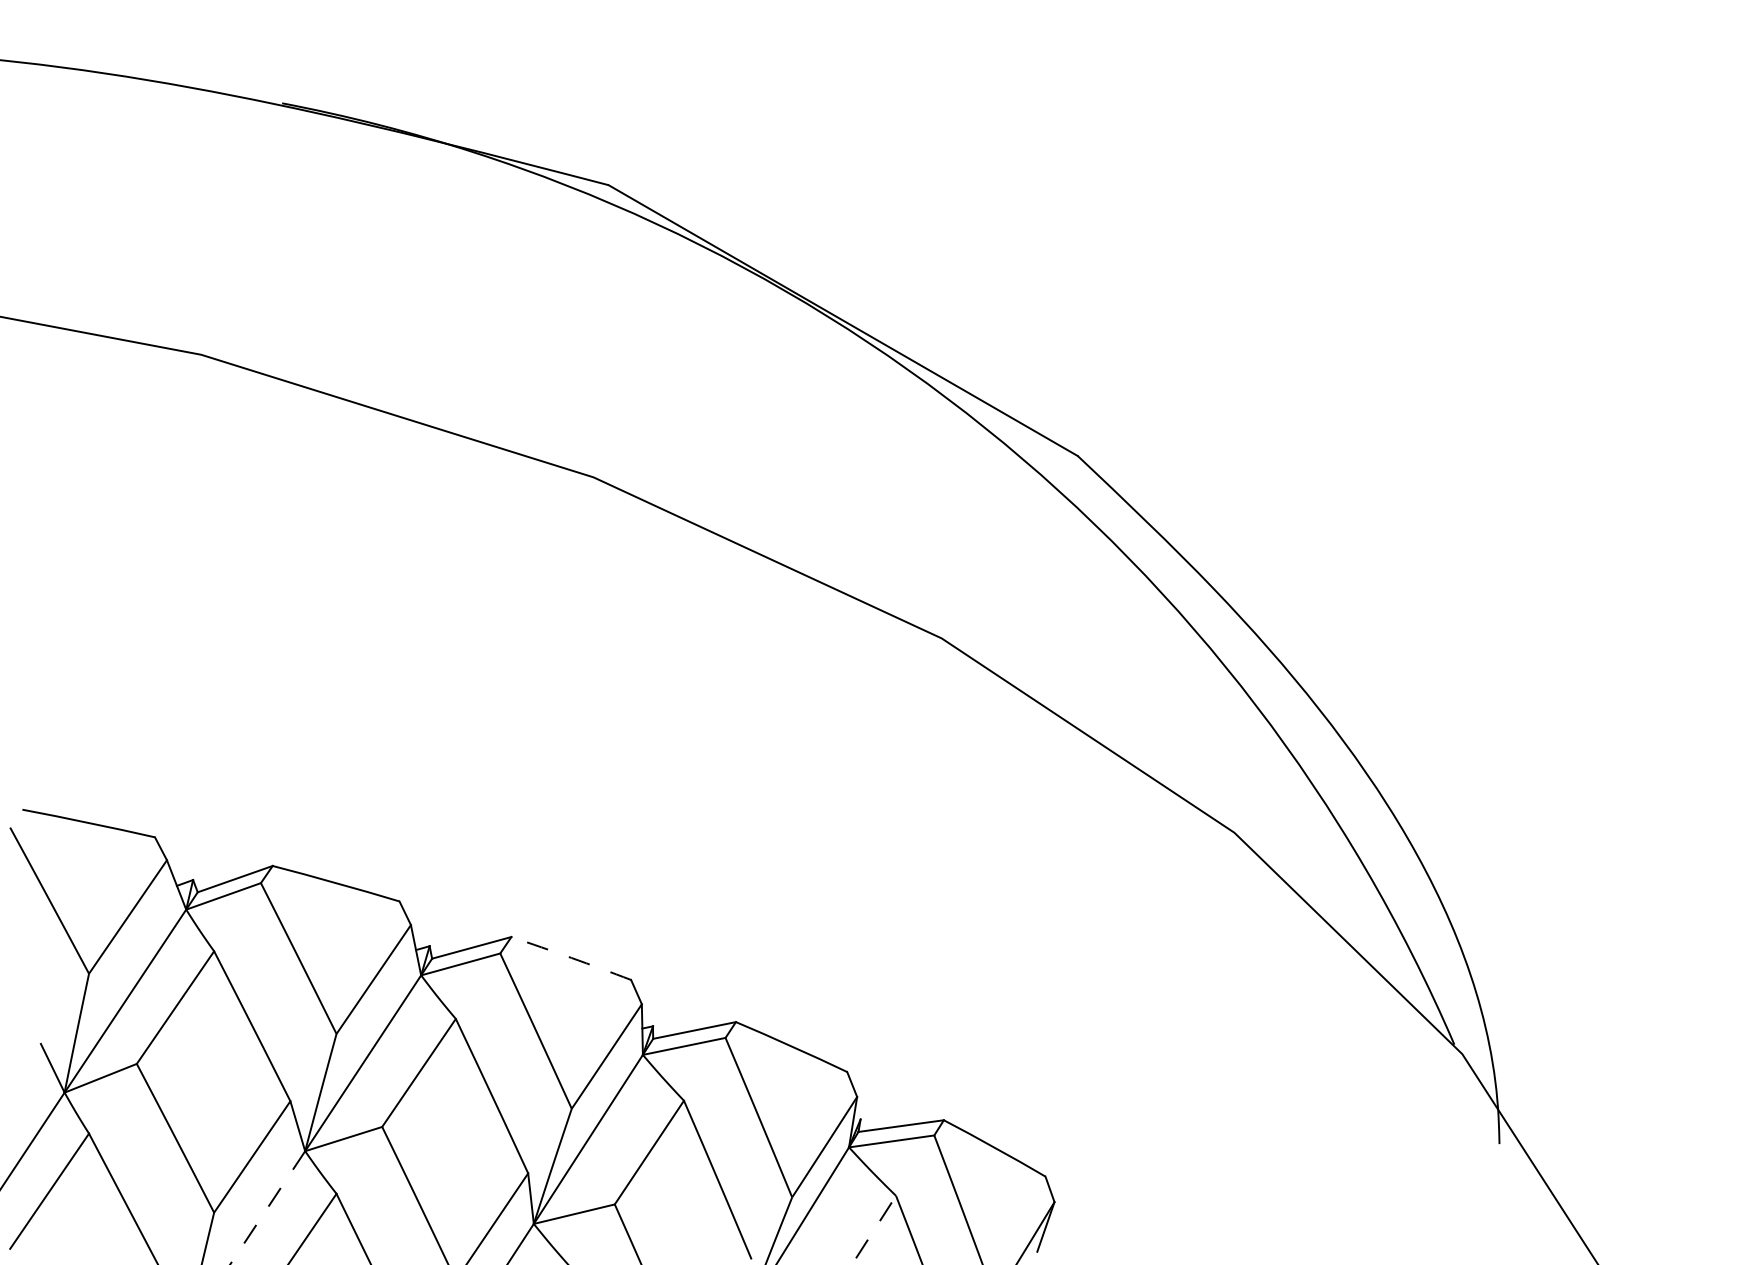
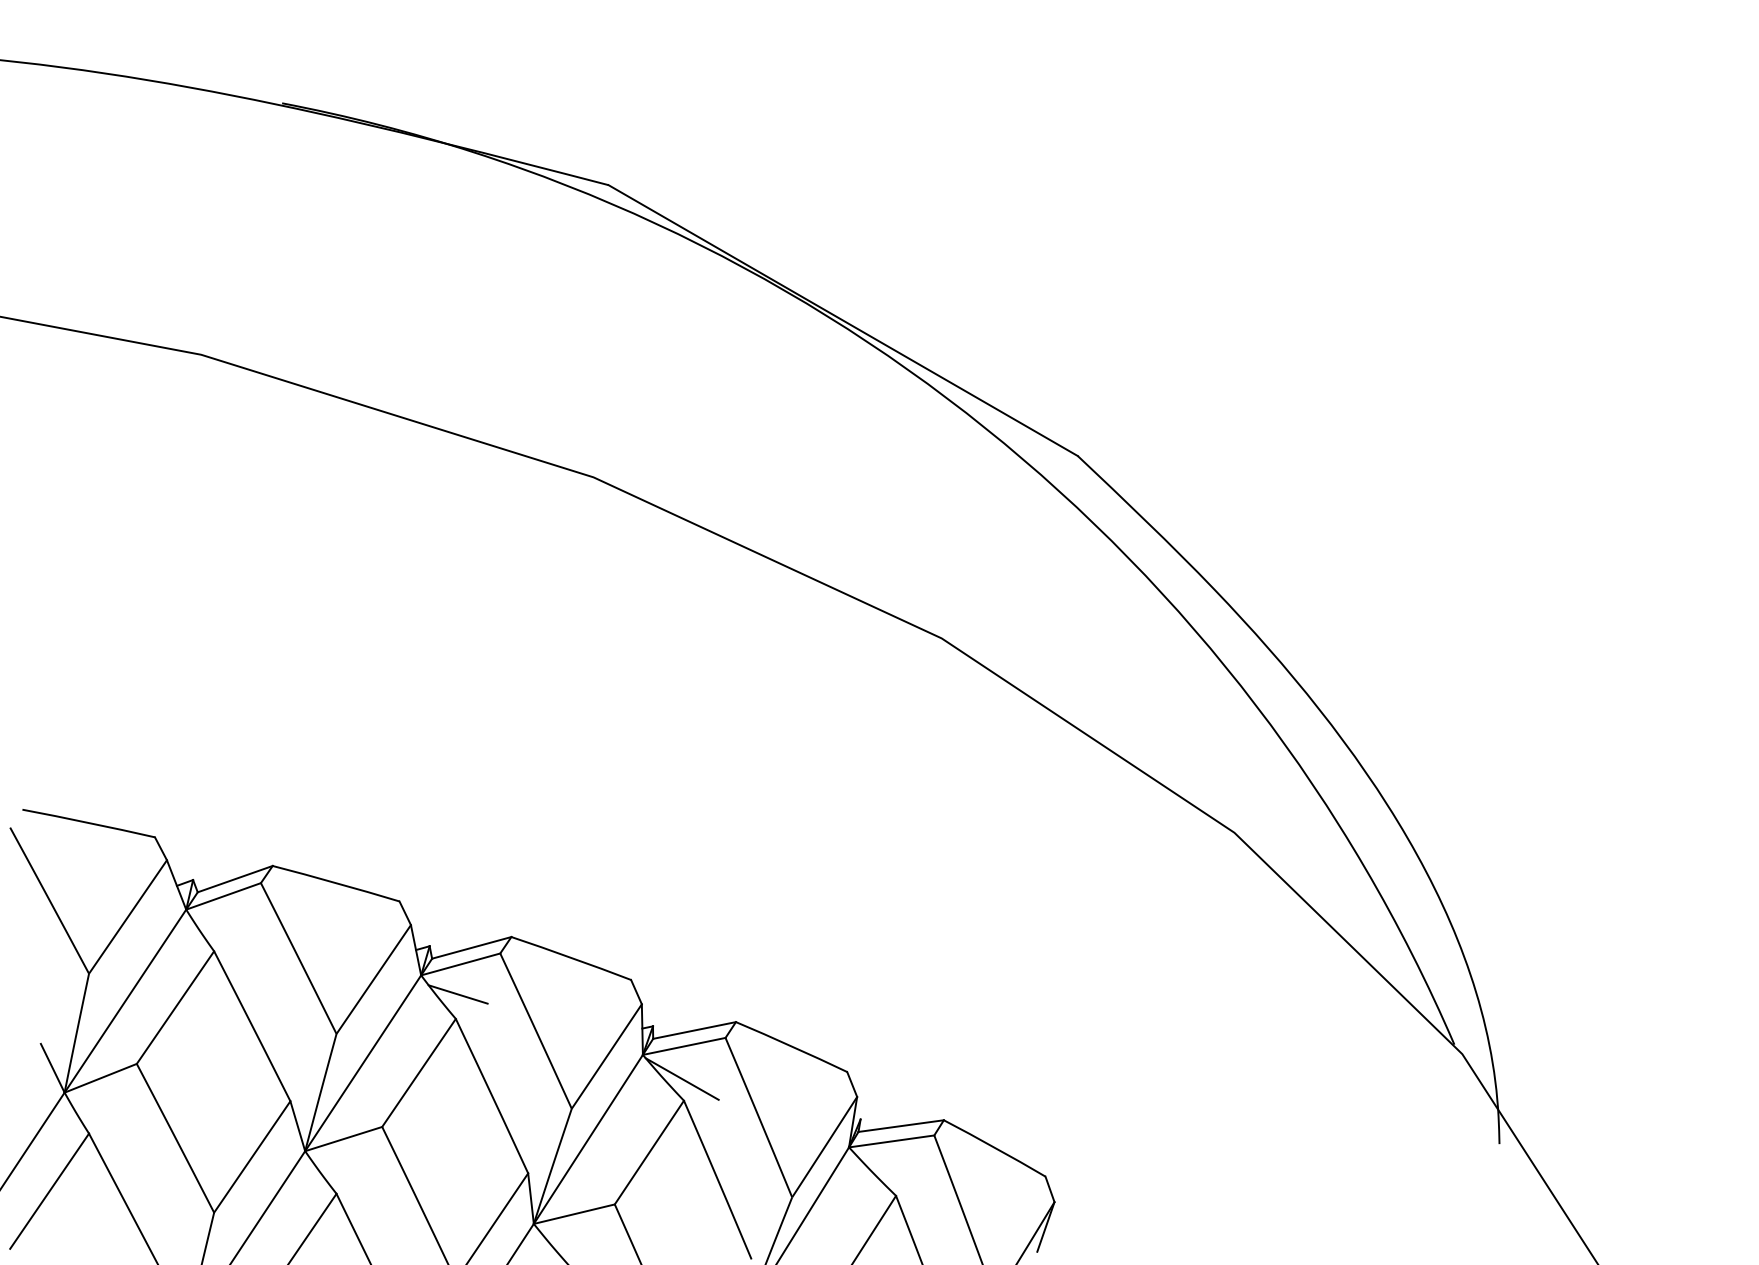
arc: dashed -> solid (571, 957)
line: none -> present (457, 994)
line: none -> present (681, 1078)
line: dashed -> solid (267, 1207)
line: dashed -> solid (874, 1230)
